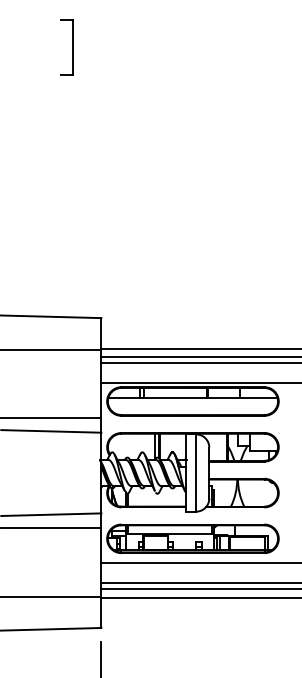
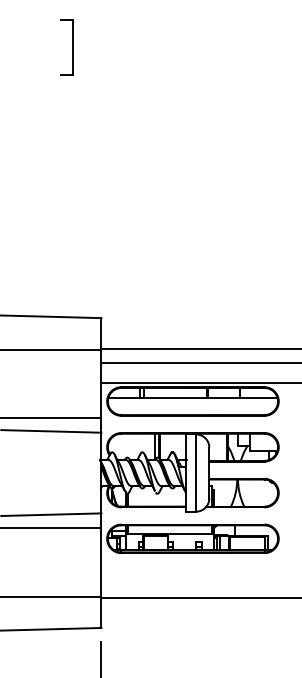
line: present -> none (199, 356)
line: present -> none (199, 562)
line: present -> none (199, 583)
line: present -> none (199, 589)
